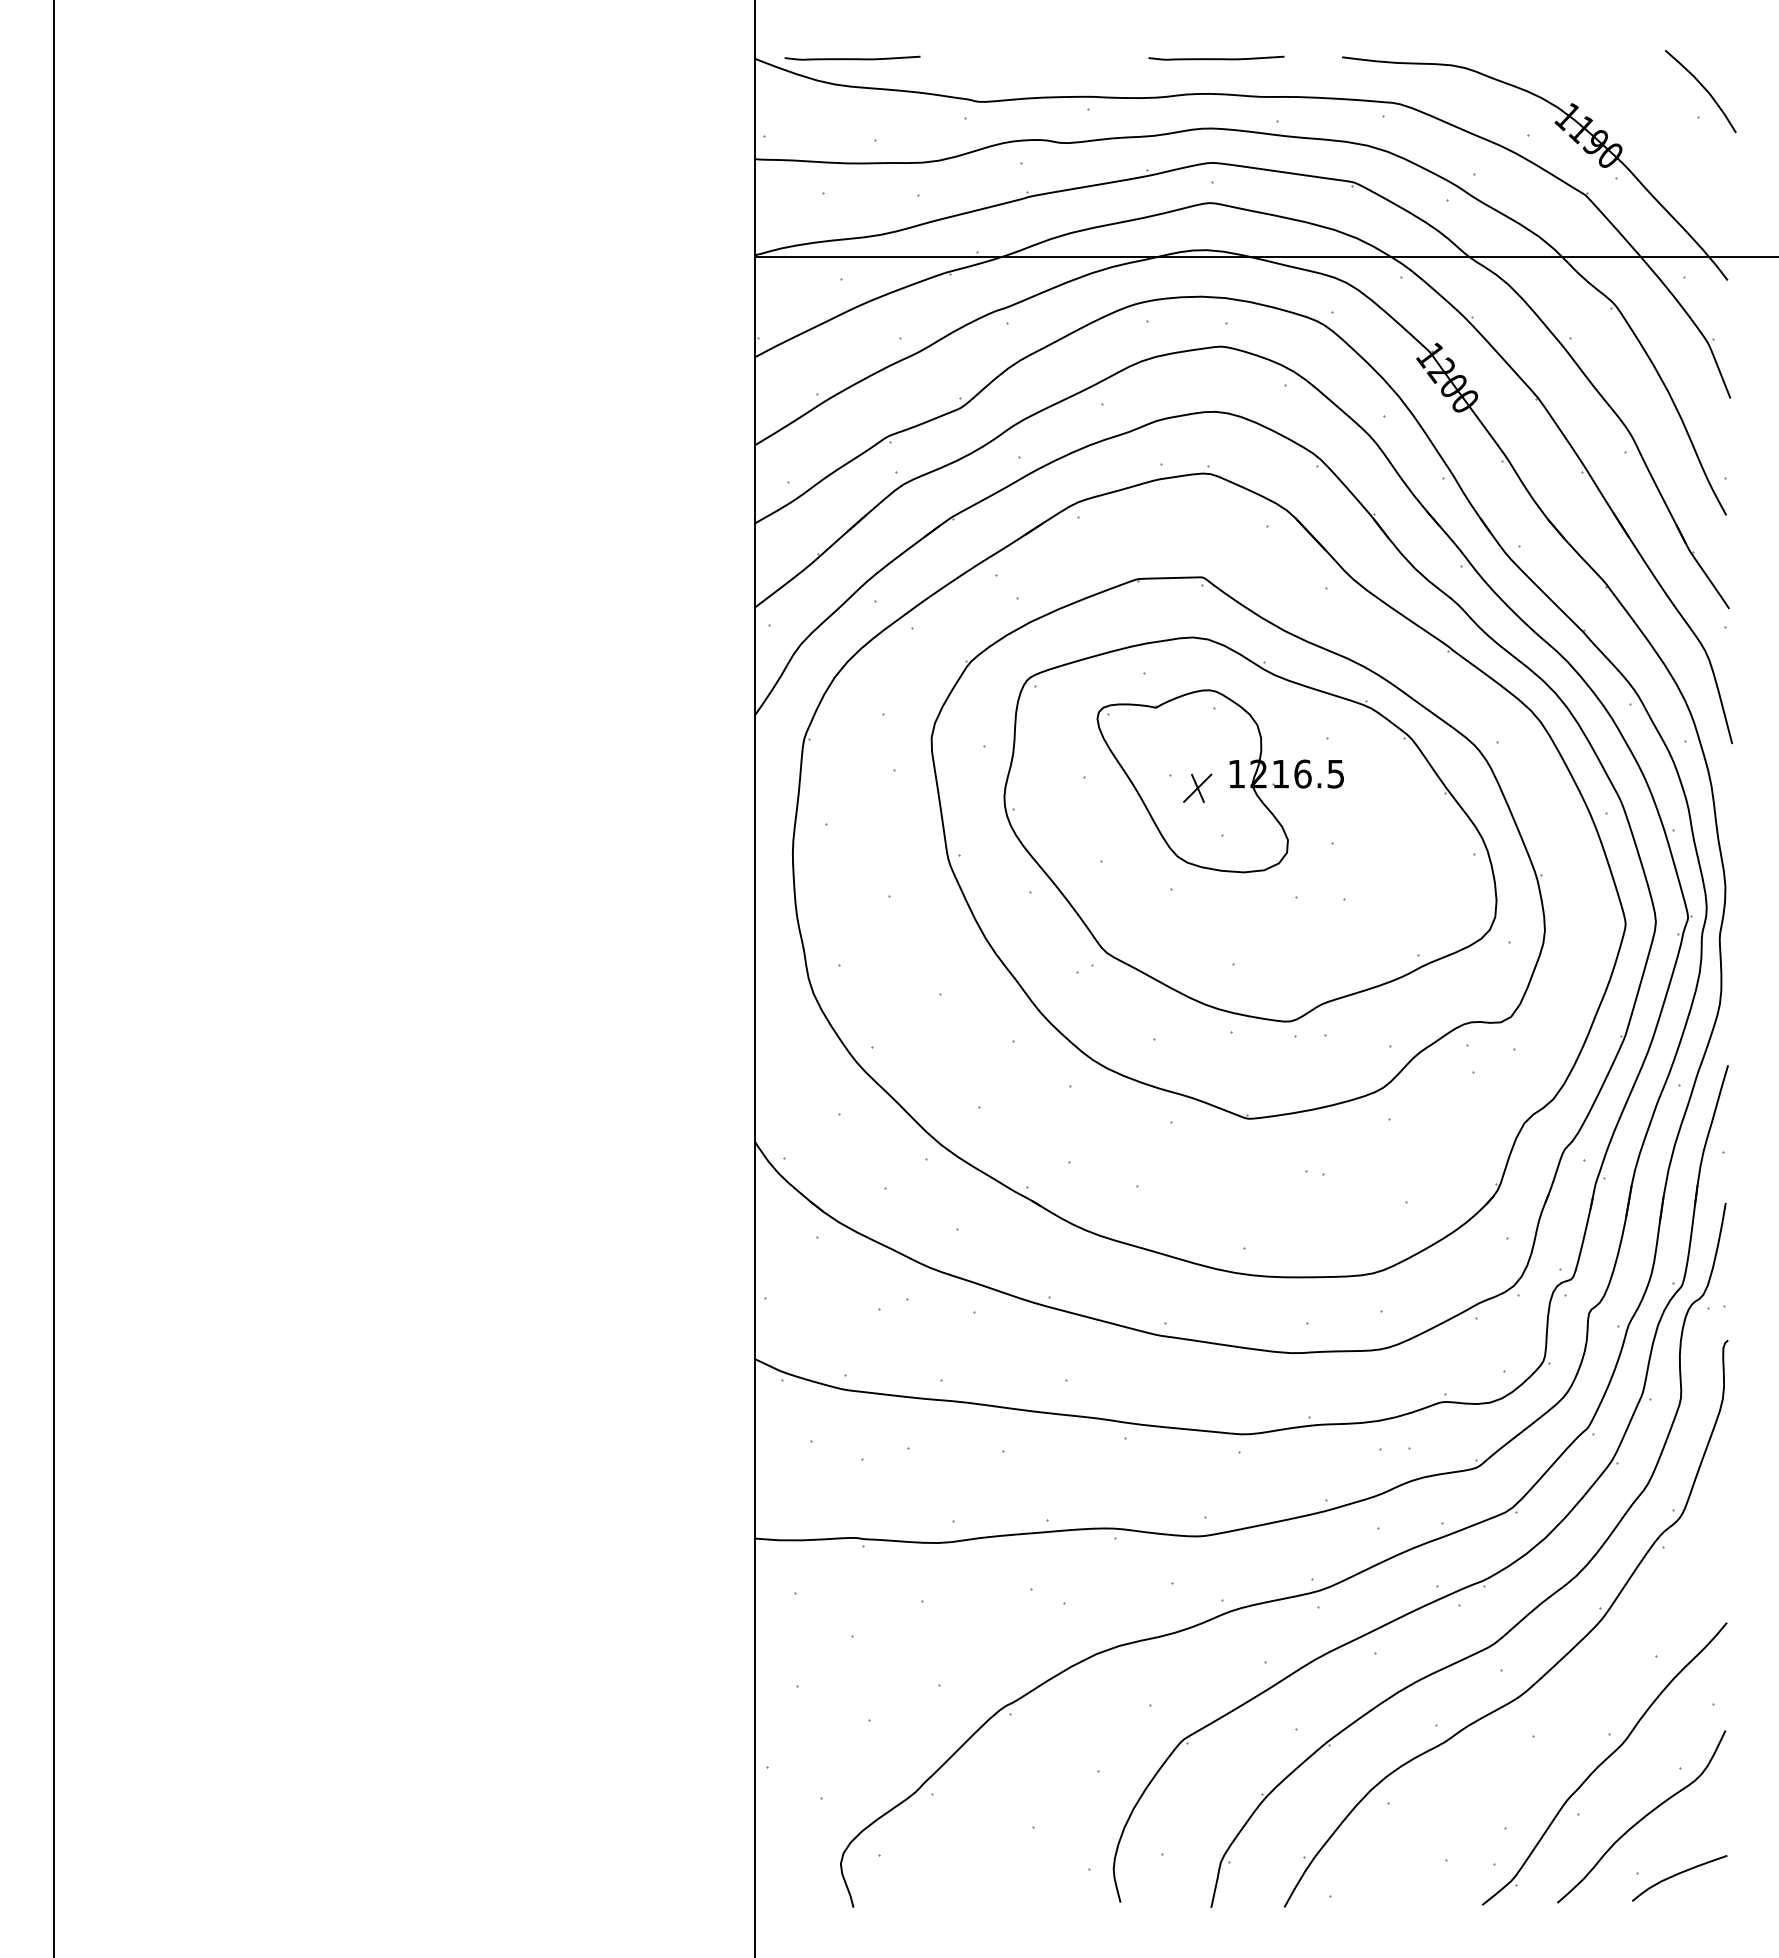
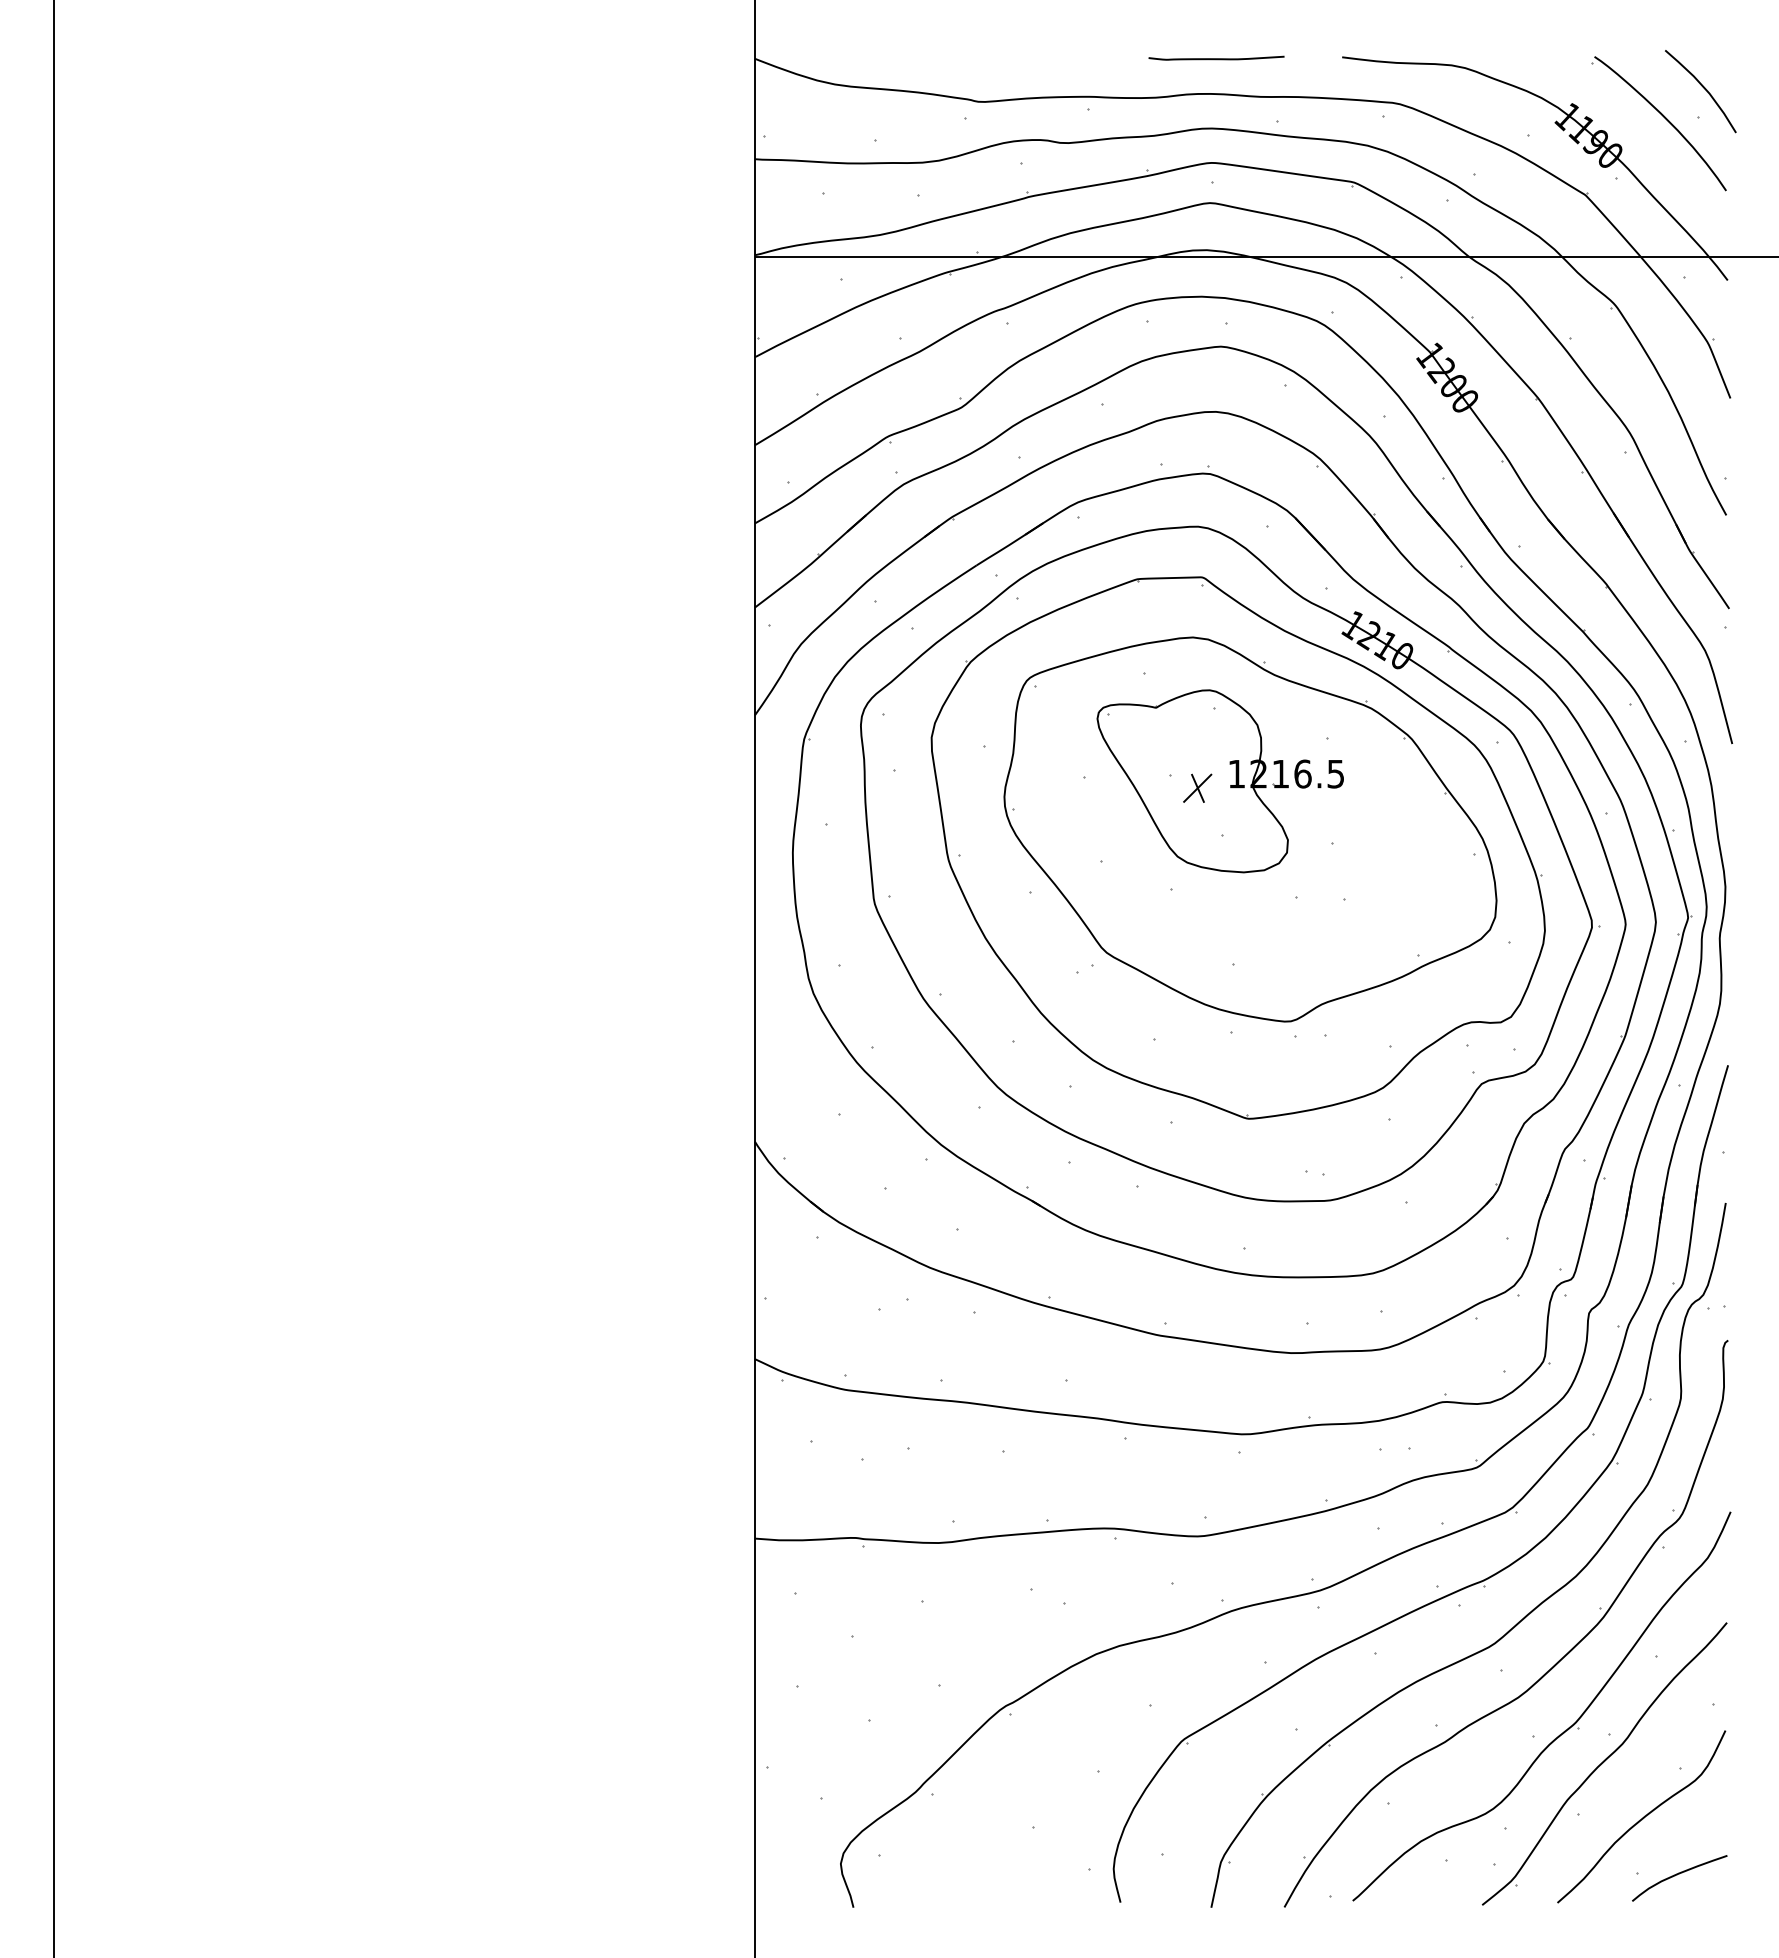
curve: present -> none (852, 58)
part: none -> present (1663, 117)
part: none -> present (1230, 863)
part: none -> present (1564, 1730)
